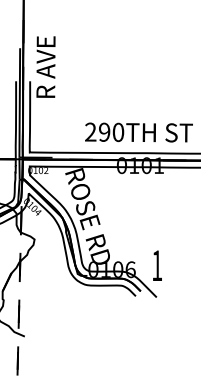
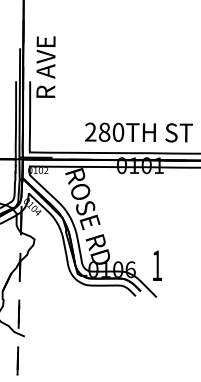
text: 290TH -> 280TH (104, 131)
